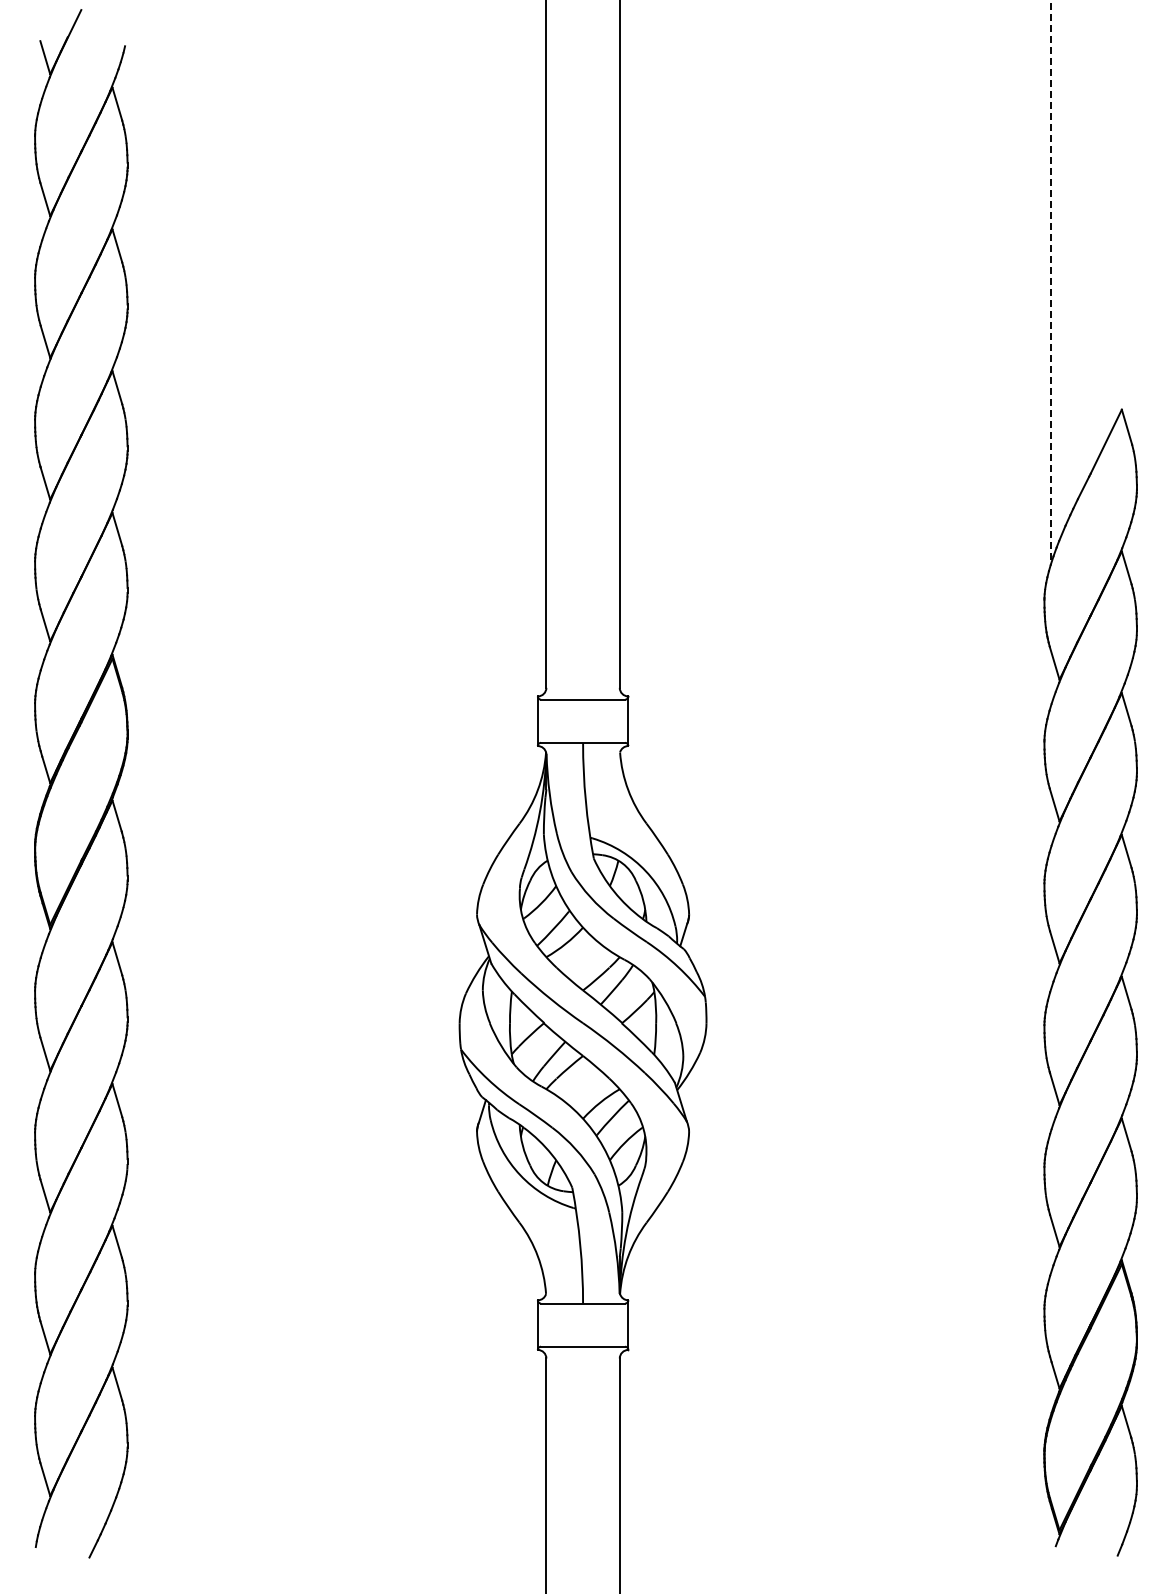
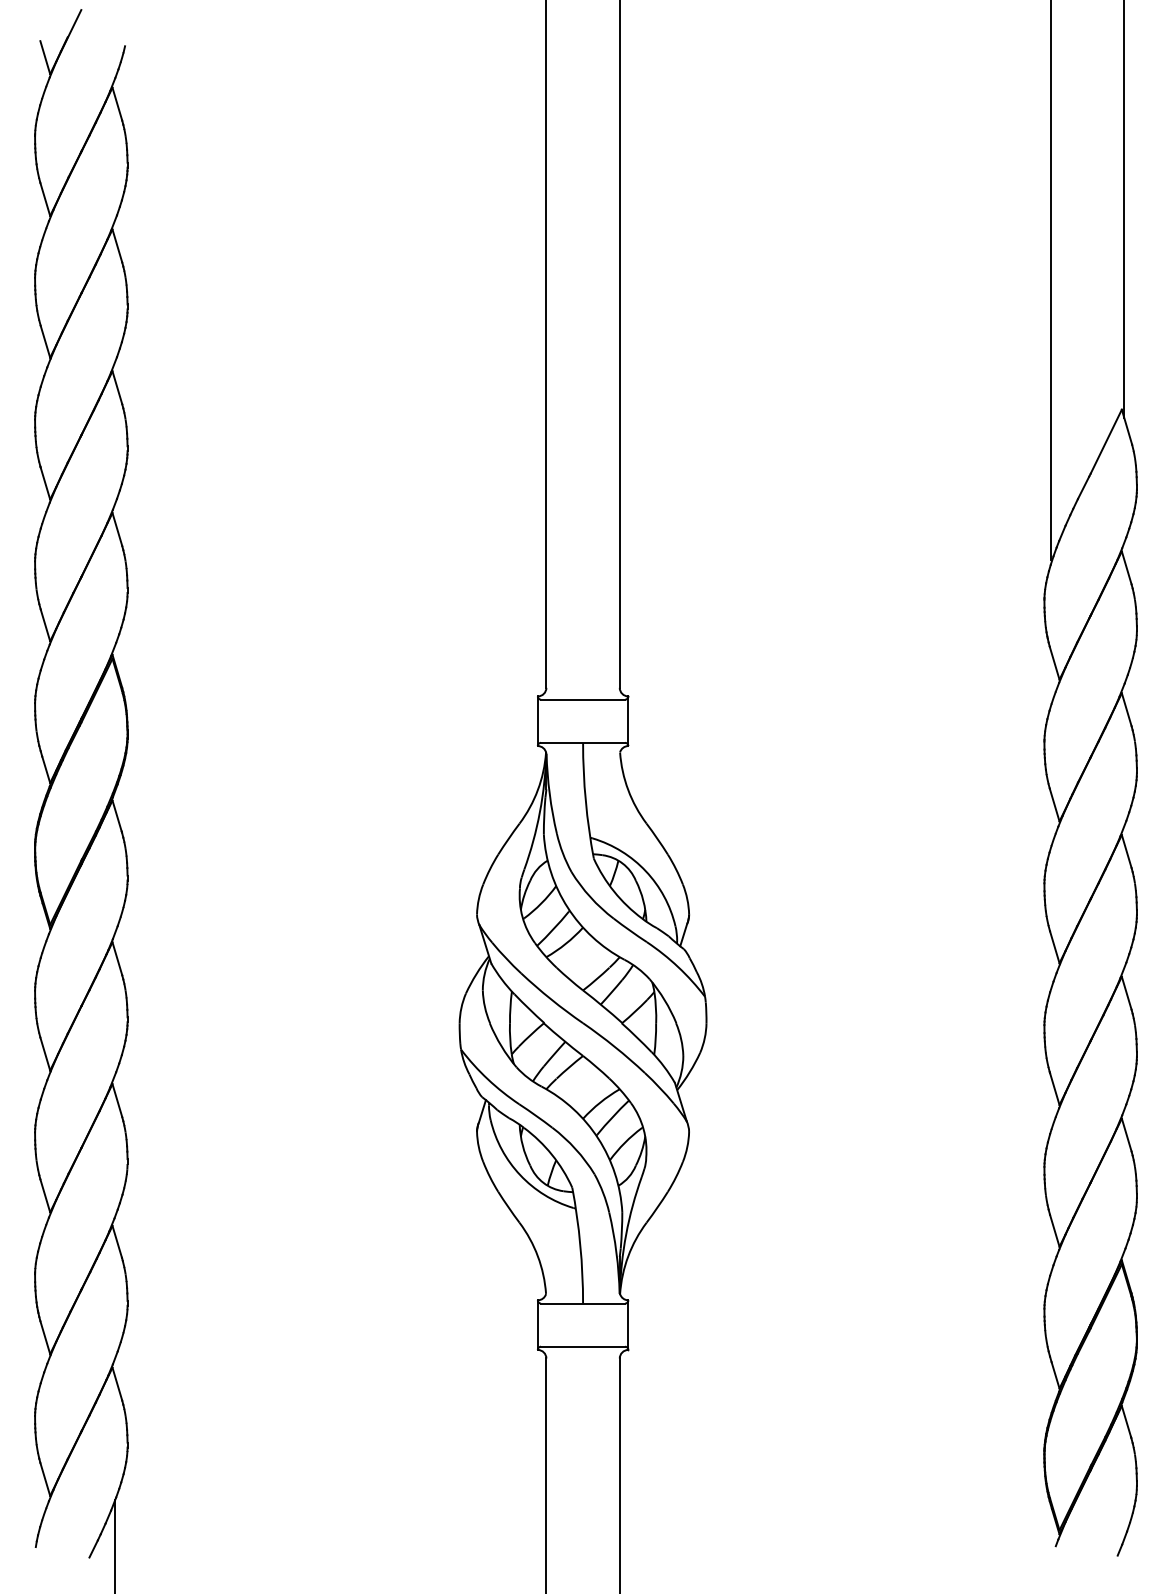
line: none -> present (1124, 210)
line: dashed -> solid (1051, 280)
line: none -> present (115, 1545)
